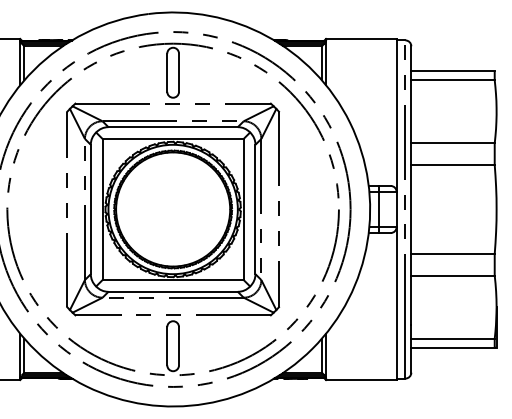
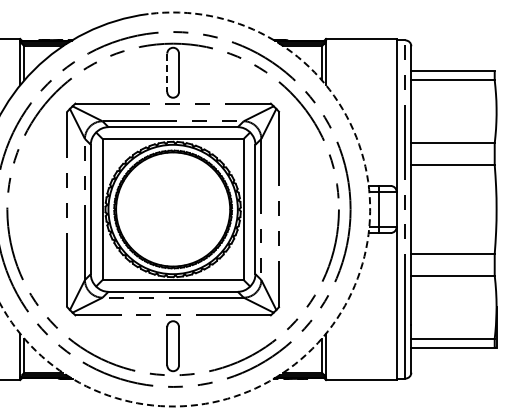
line: solid -> dashed (167, 73)
arc: solid -> dashed (348, 299)
